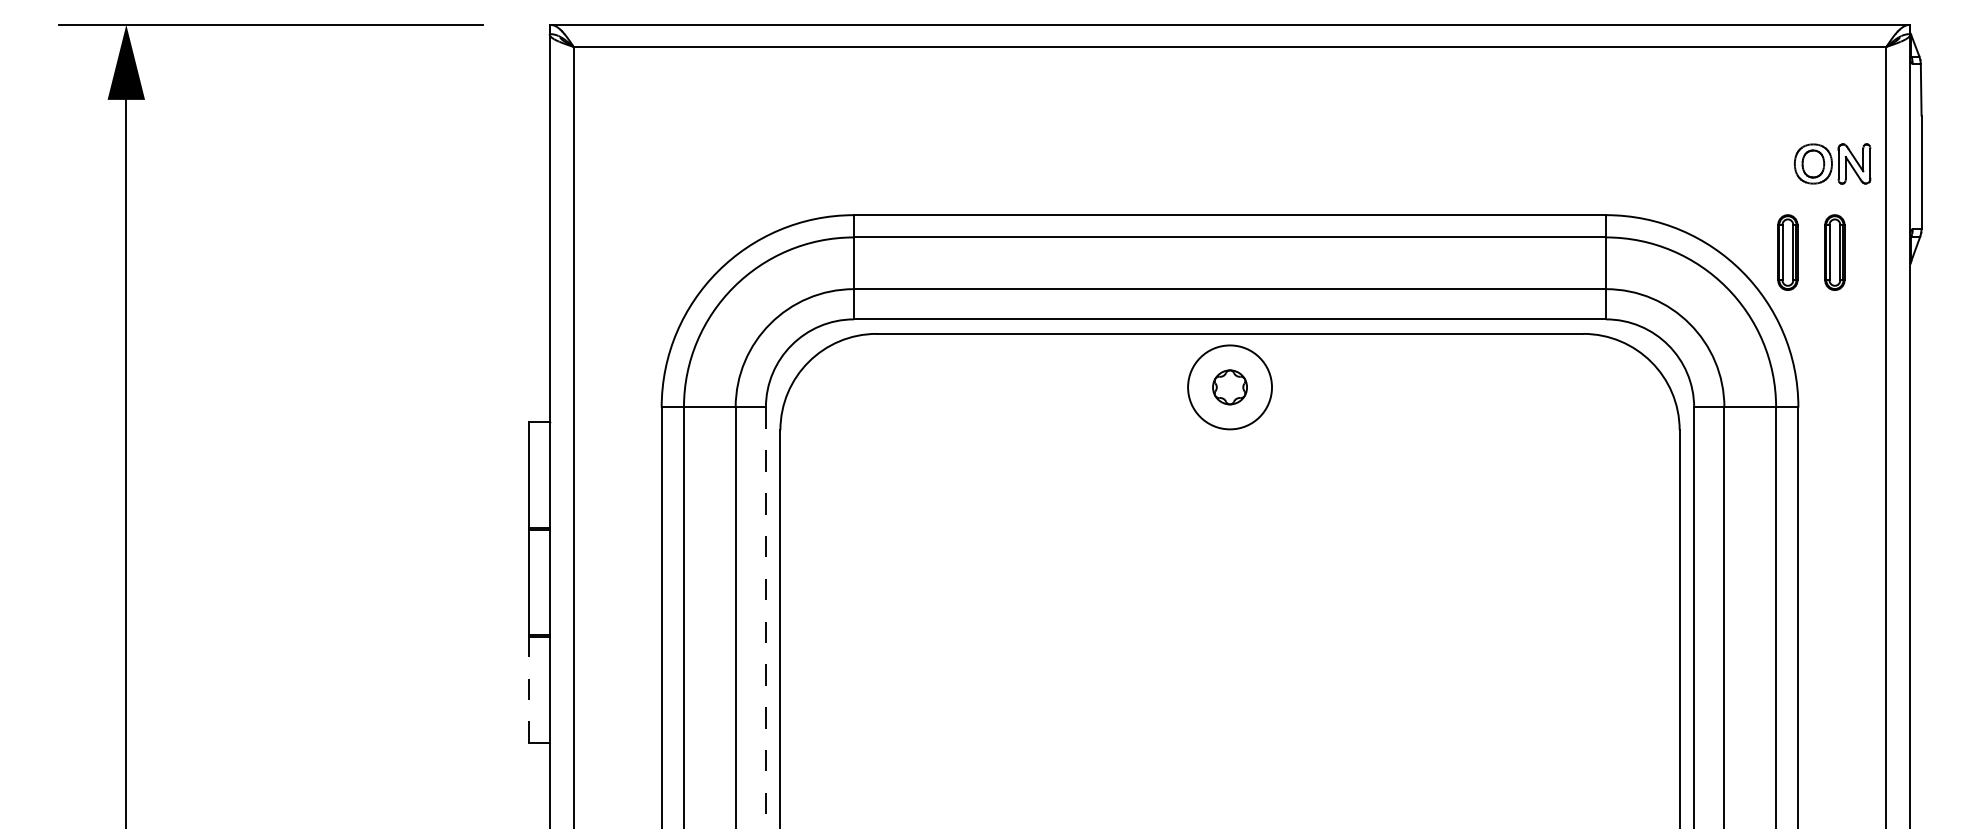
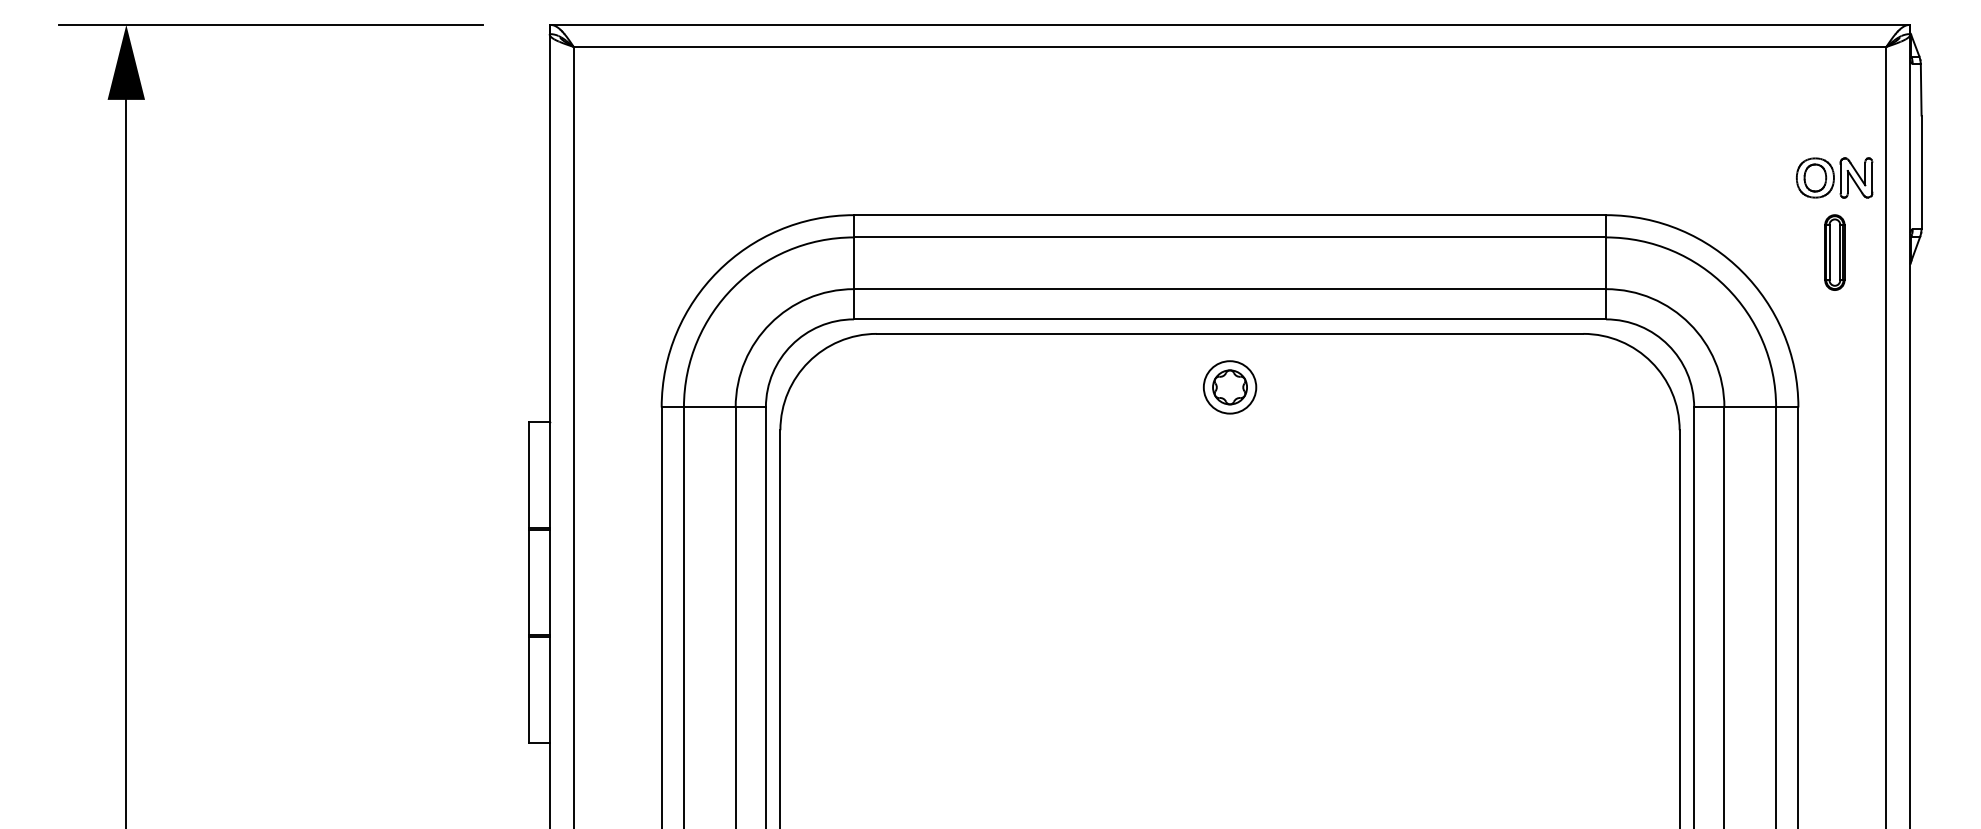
part position: (1832, 163) -> (1834, 177) (1834, 177)
part: present -> none (1787, 252)
circle diameter: 84 px -> 52 px (1229, 387)
line: dashed -> solid (765, 618)
line: dashed -> solid (529, 689)
